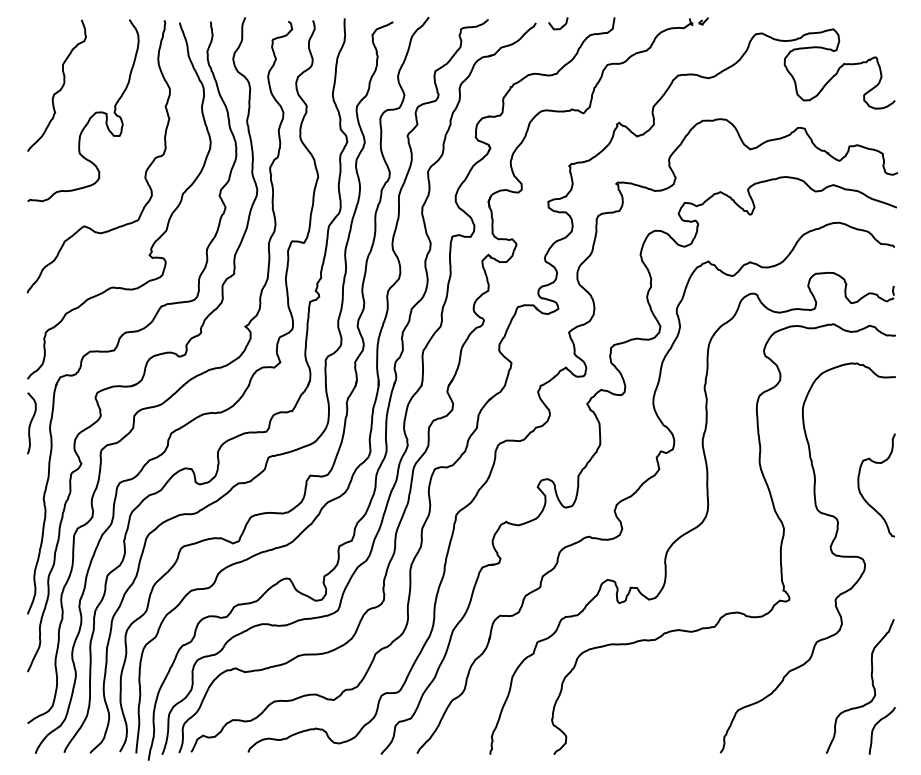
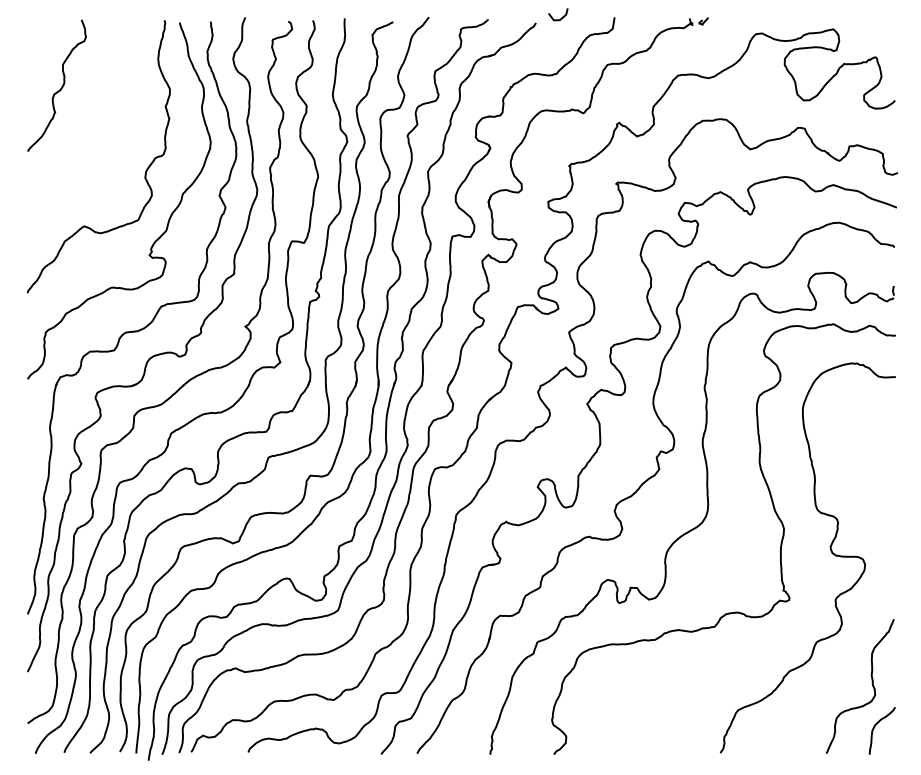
curve position: (561, 26) -> (561, 17) (561, 17)
curve: present -> none (90, 116)
curve: present -> none (31, 423)
curve: present -> none (862, 494)
